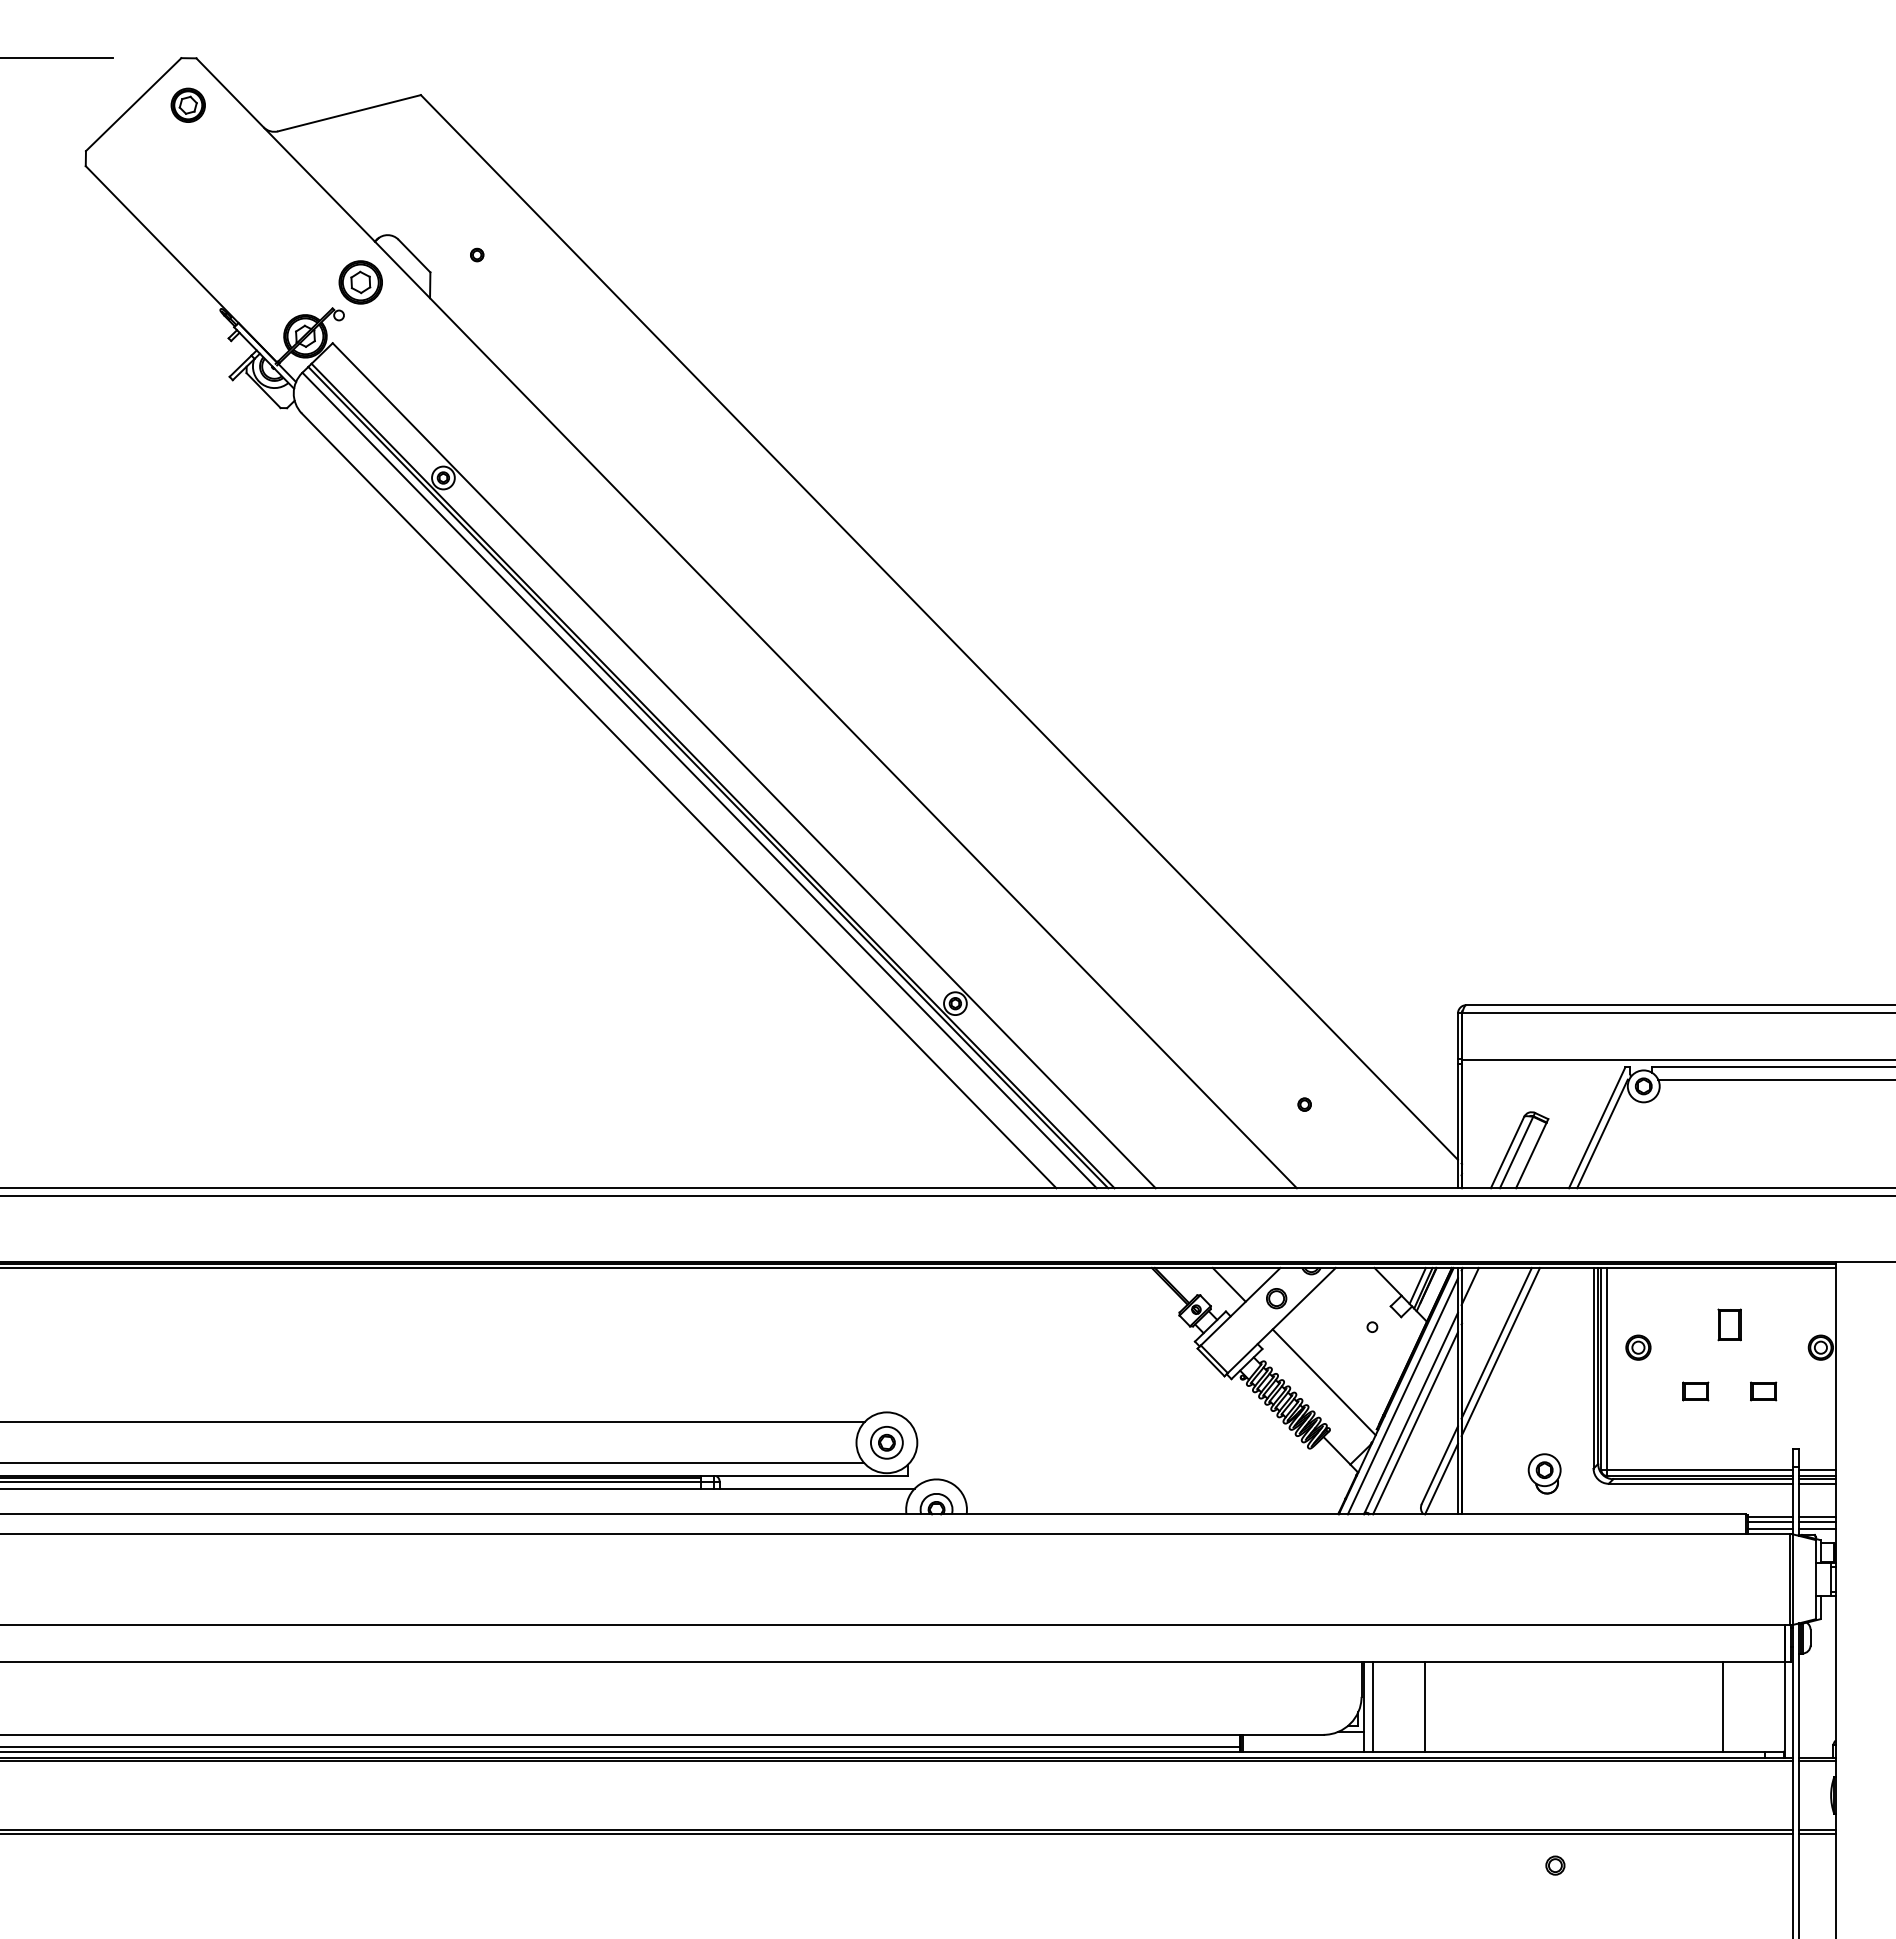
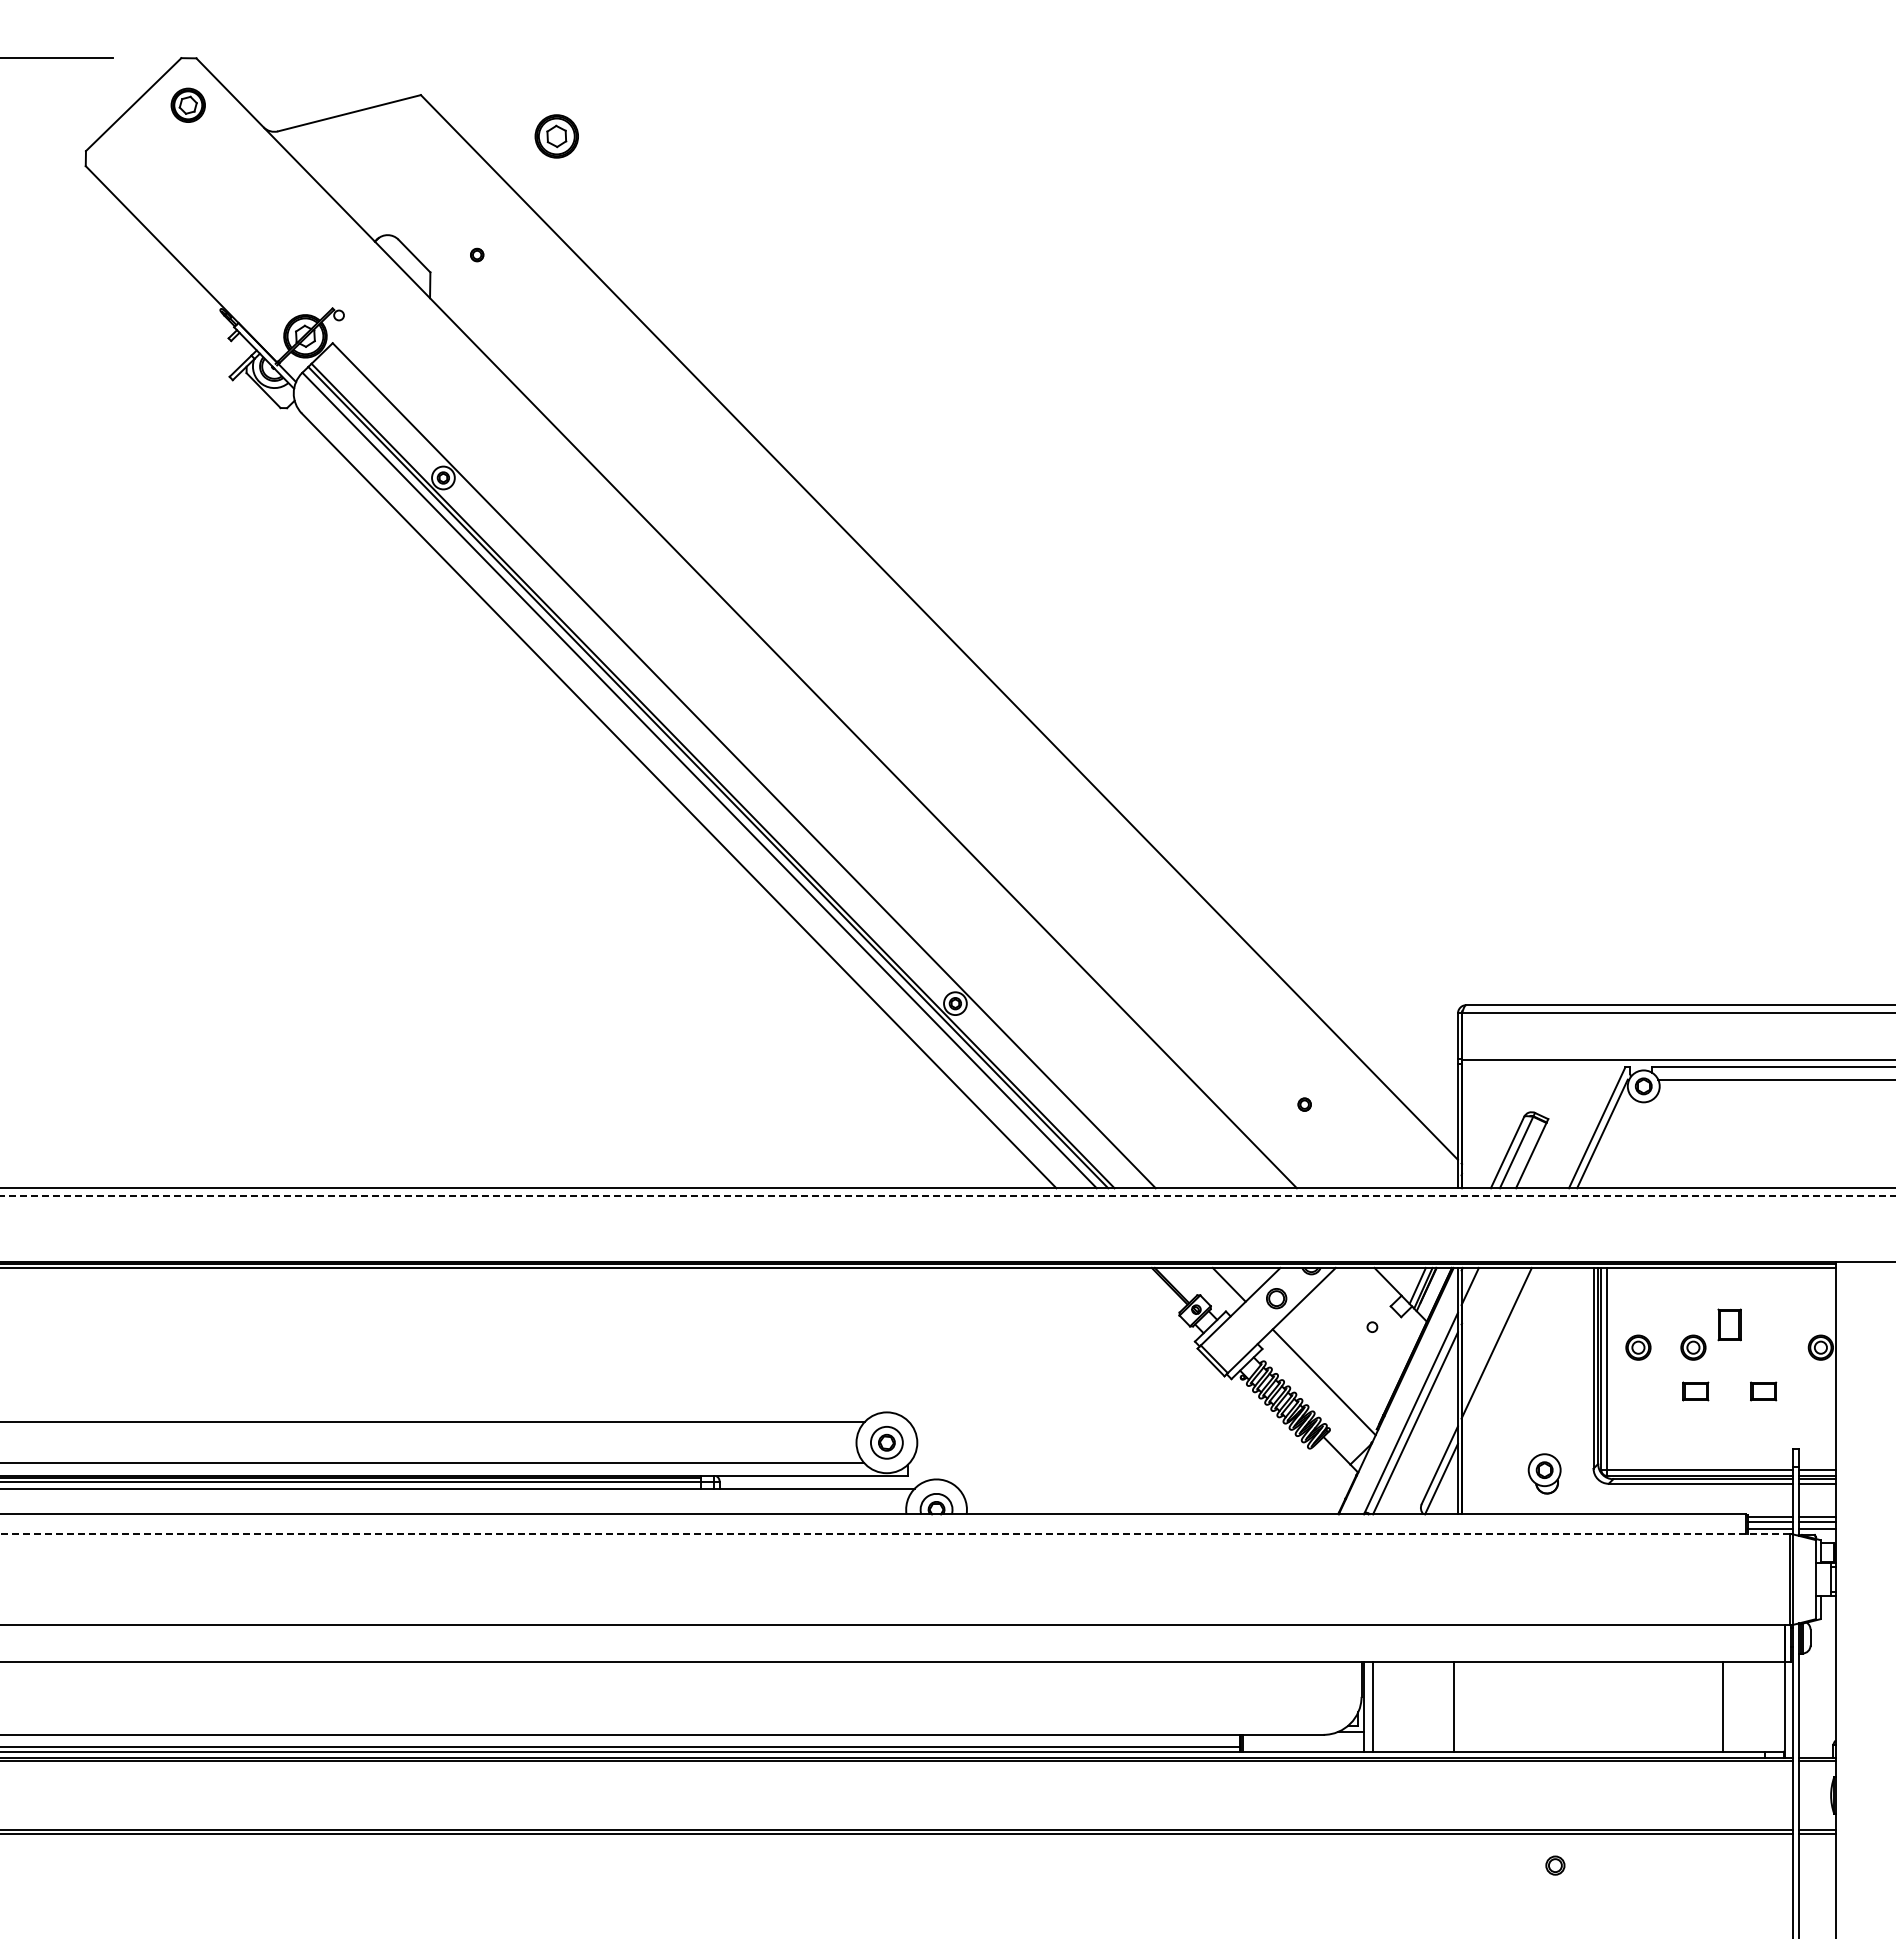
part position: (360, 282) -> (556, 136) (556, 136)
line: solid -> dashed (948, 1196)
part: none -> present (1693, 1347)
line: present -> none (1500, 1351)
line: present -> none (1402, 1396)
line: solid -> dashed (894, 1534)
line position: (1425, 1706) -> (1454, 1706) (1454, 1706)
